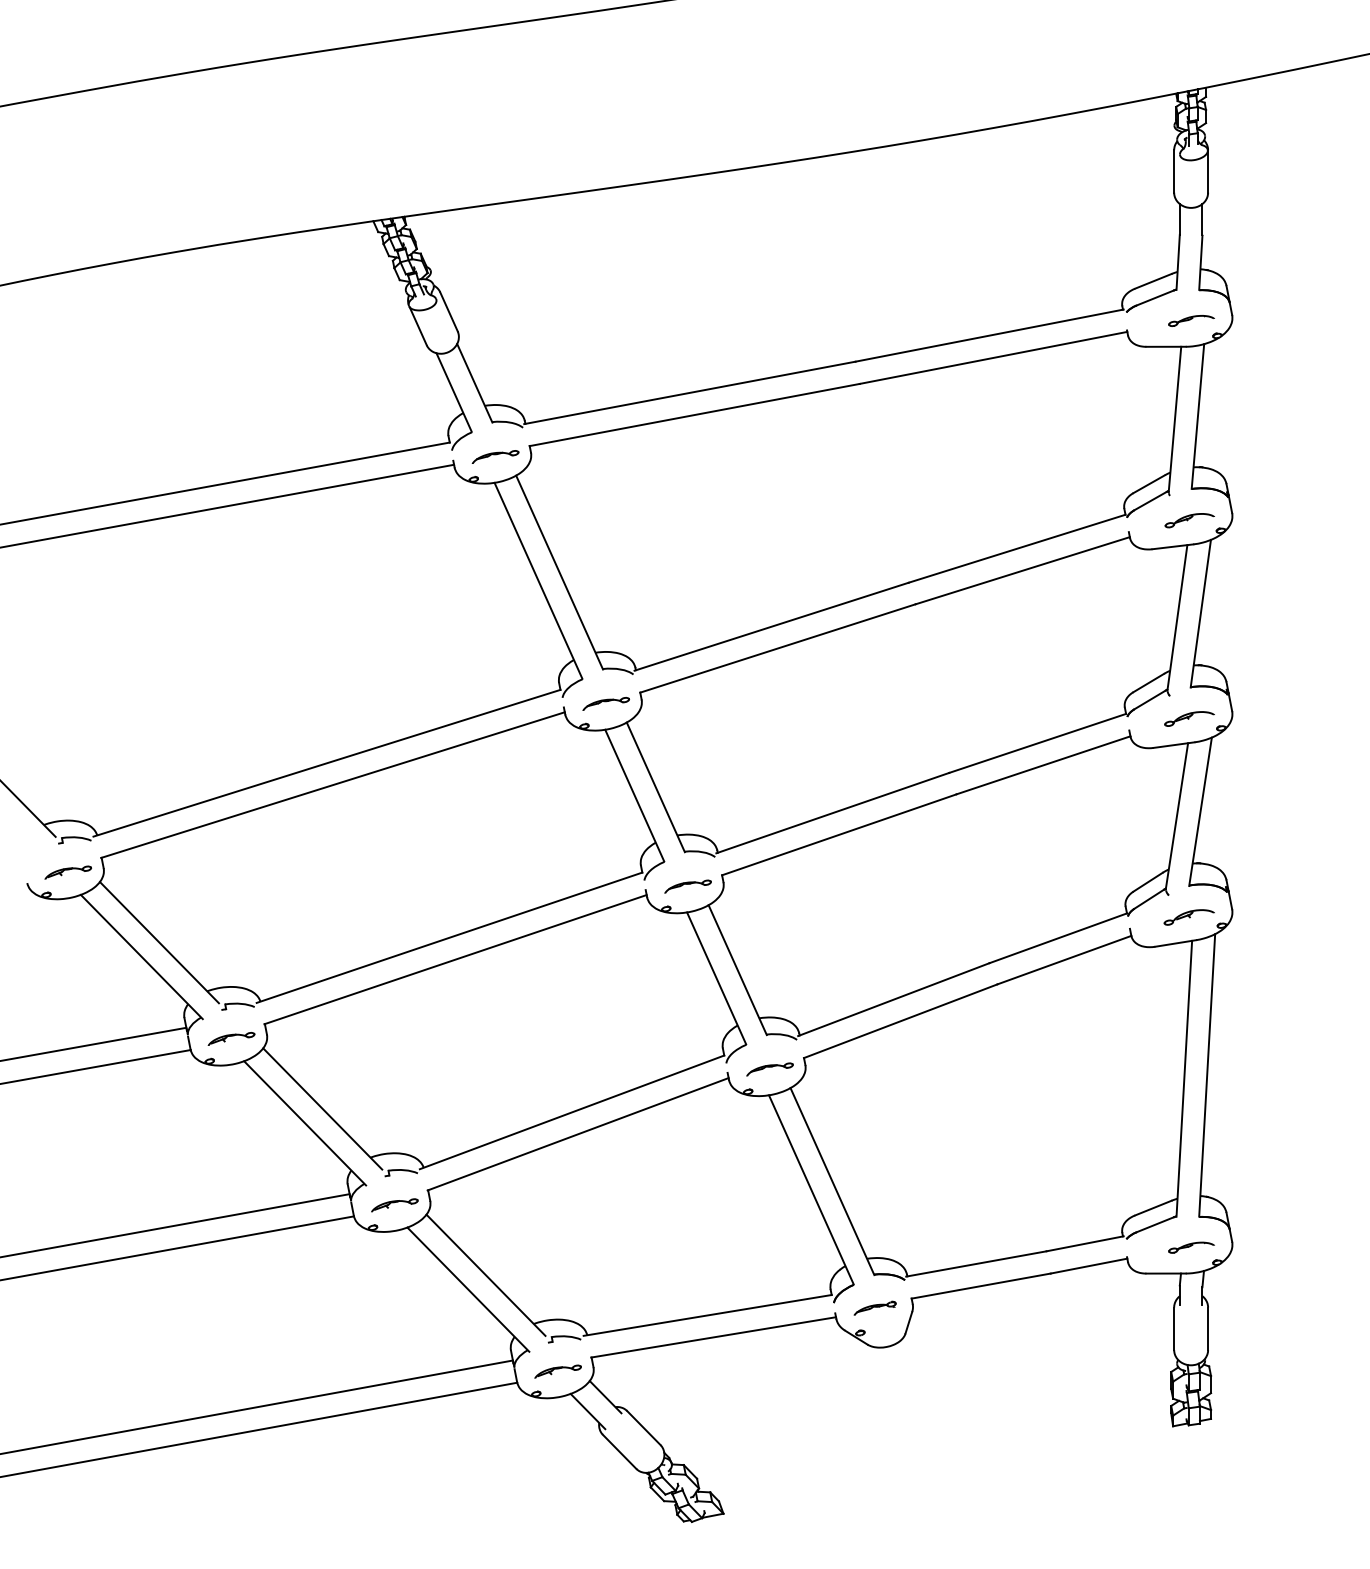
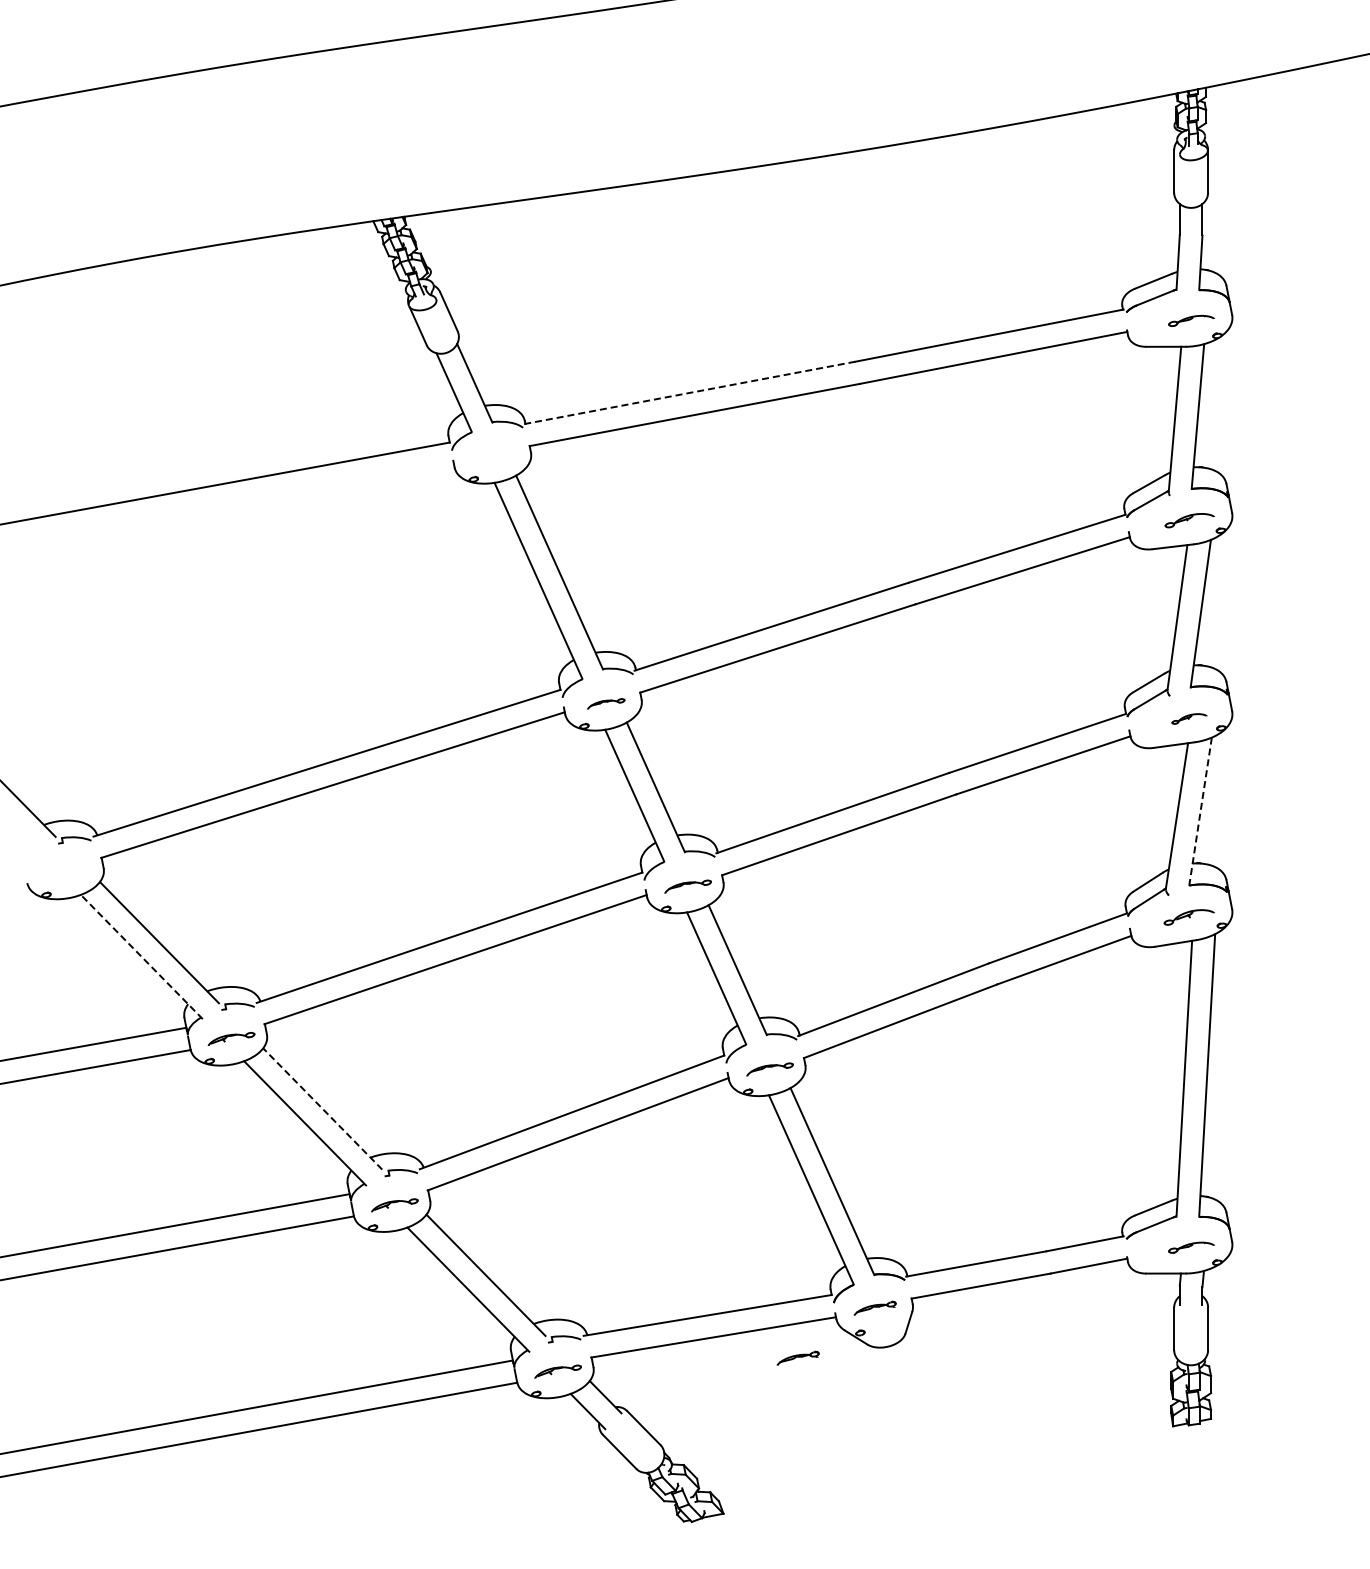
line: solid -> dashed (689, 392)
part: present -> none (495, 456)
line: present -> none (228, 505)
part size: 48x14 px -> 39x12 px (606, 703)
part size: 51x16 px -> 37x12 px (1189, 718)
line: solid -> dashed (1200, 812)
part: present -> none (68, 872)
line: solid -> dashed (141, 956)
line: solid -> dashed (322, 1108)
part: none -> present (797, 1357)
